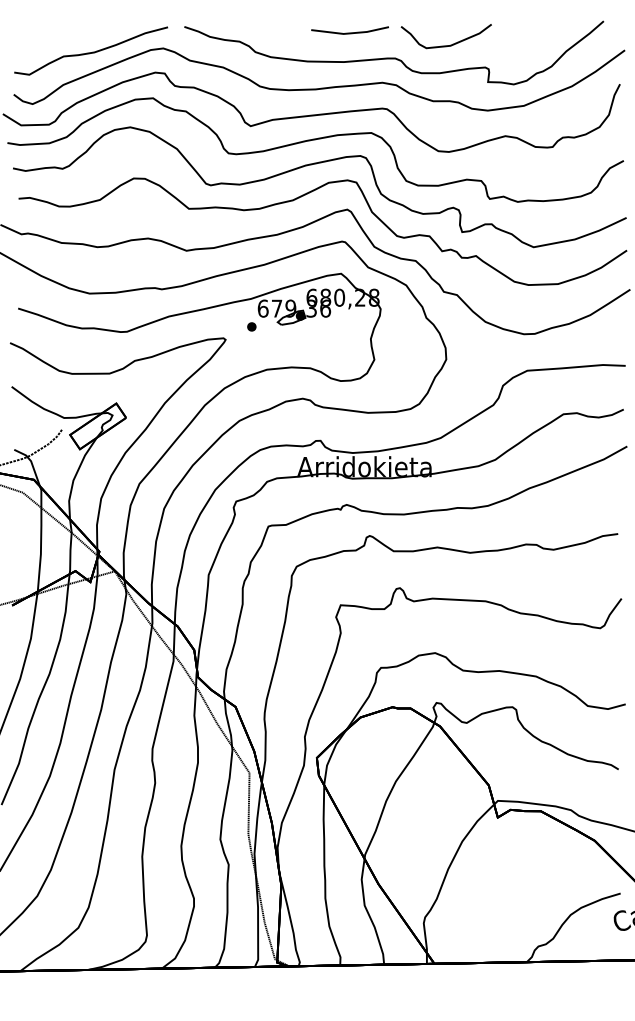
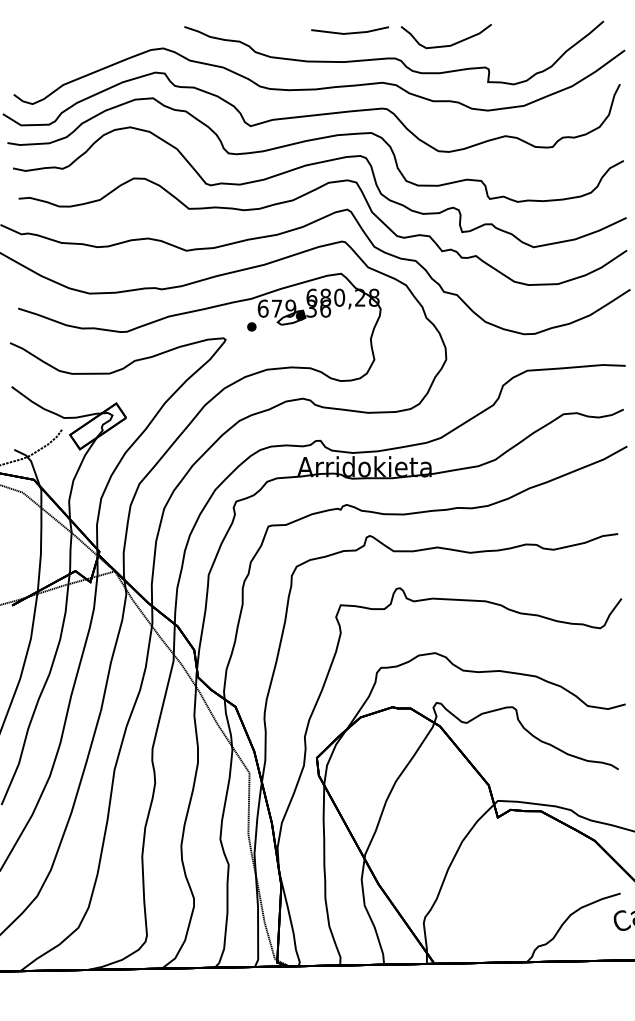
curve: present -> none (92, 51)
